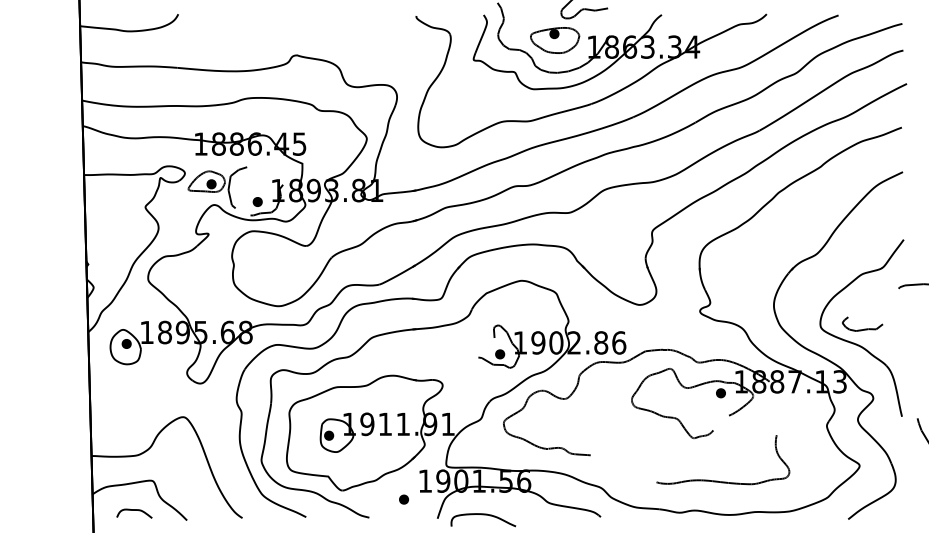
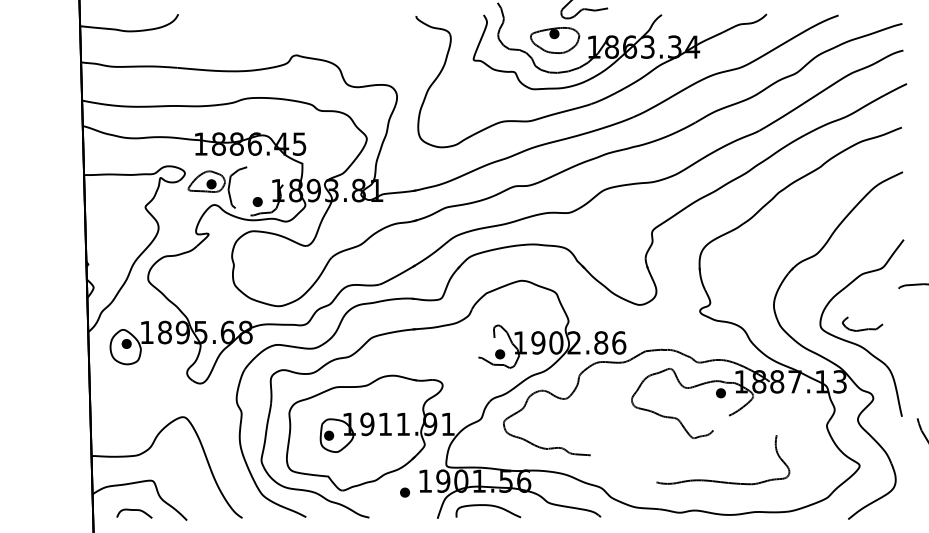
part position: (403, 499) -> (404, 492) (404, 492)
curve position: (483, 515) -> (488, 506) (488, 506)
